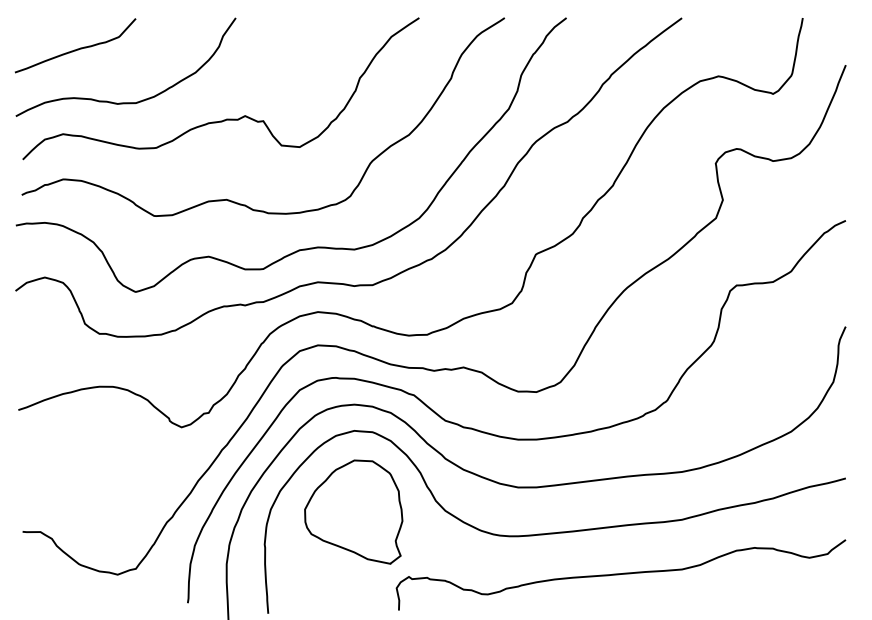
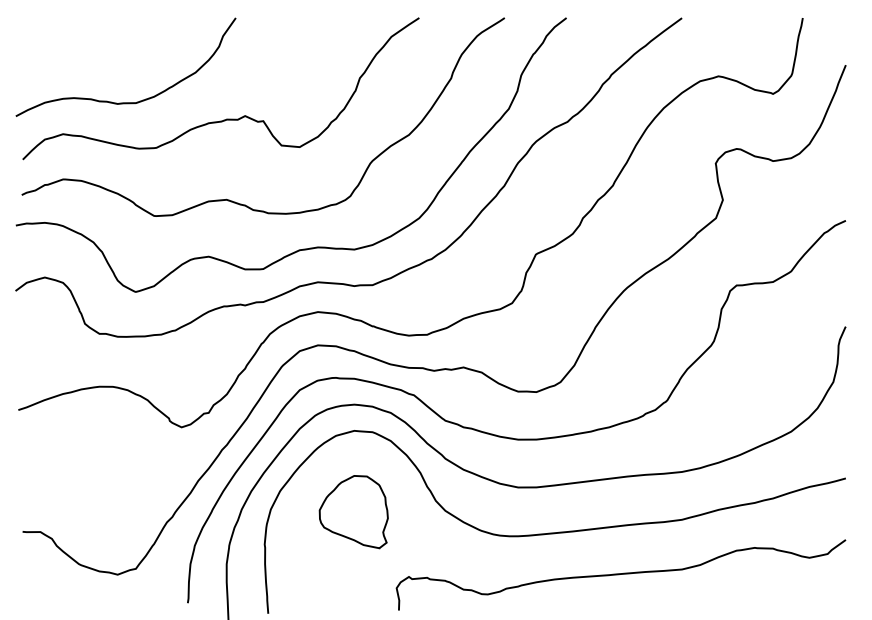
curve: present -> none (77, 48)
part size: 100x106 px -> 71x75 px (353, 512)
